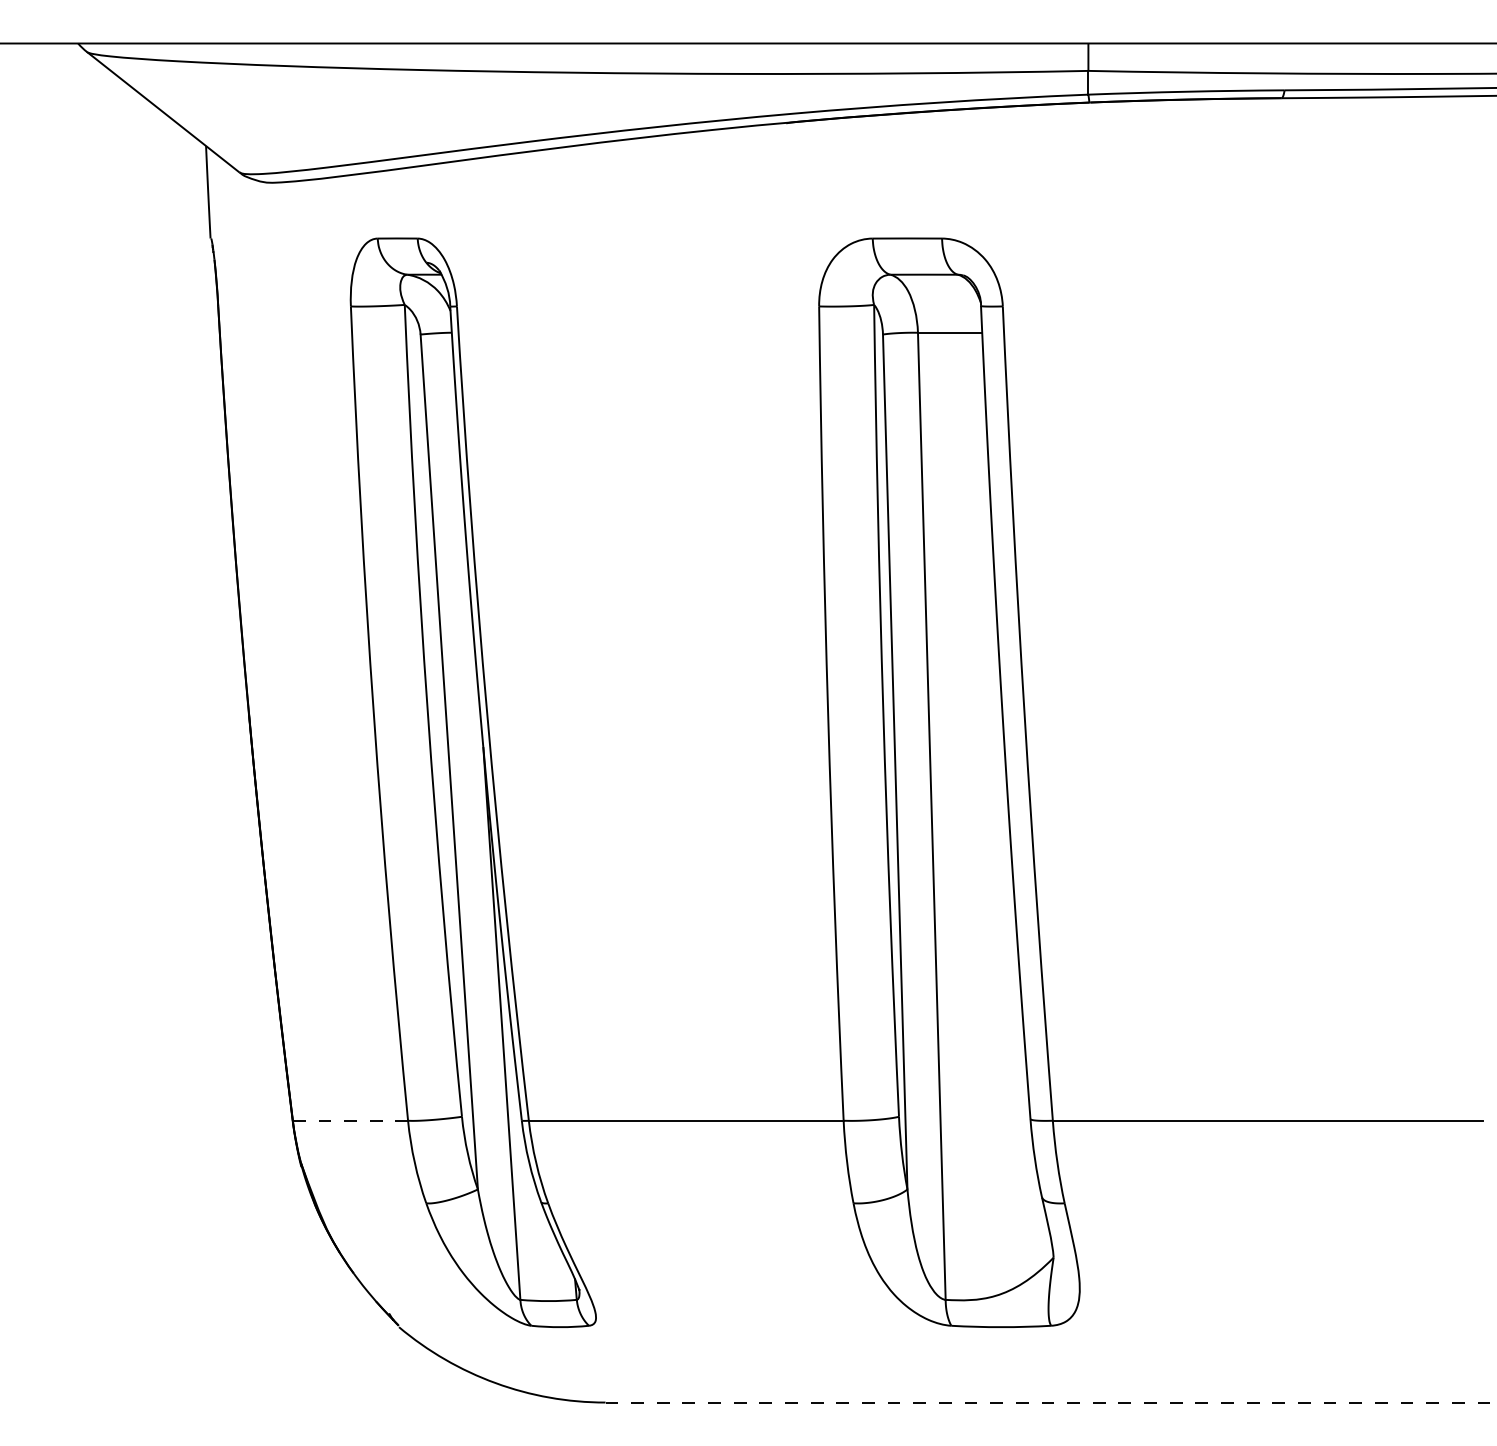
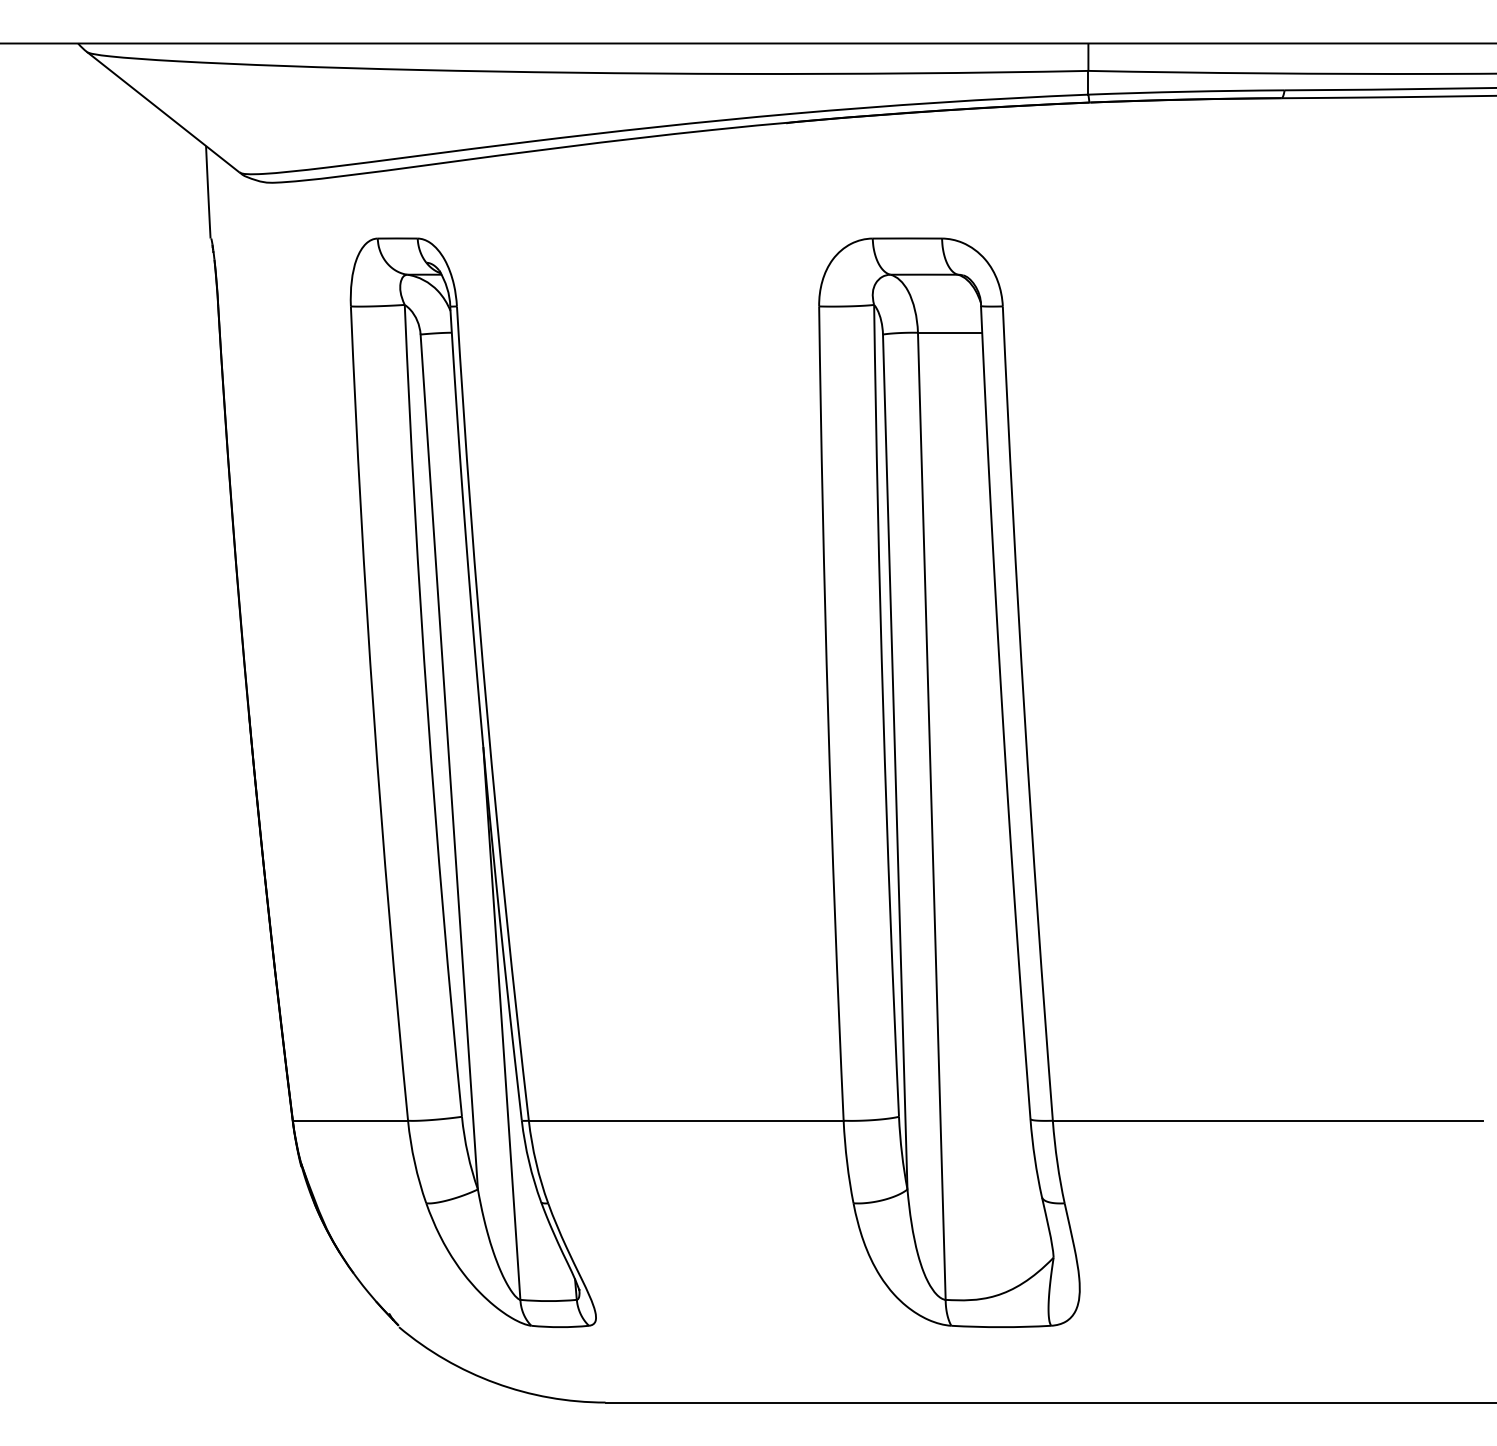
line: dashed -> solid (350, 1120)
line: dashed -> solid (1051, 1402)
